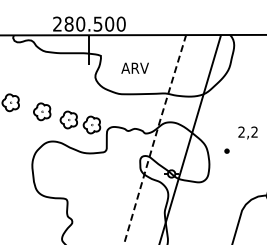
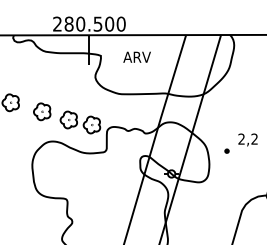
text position: (134, 67) -> (136, 56) (136, 56)
text position: (247, 132) -> (247, 139) (247, 139)
line: dashed -> solid (154, 138)
